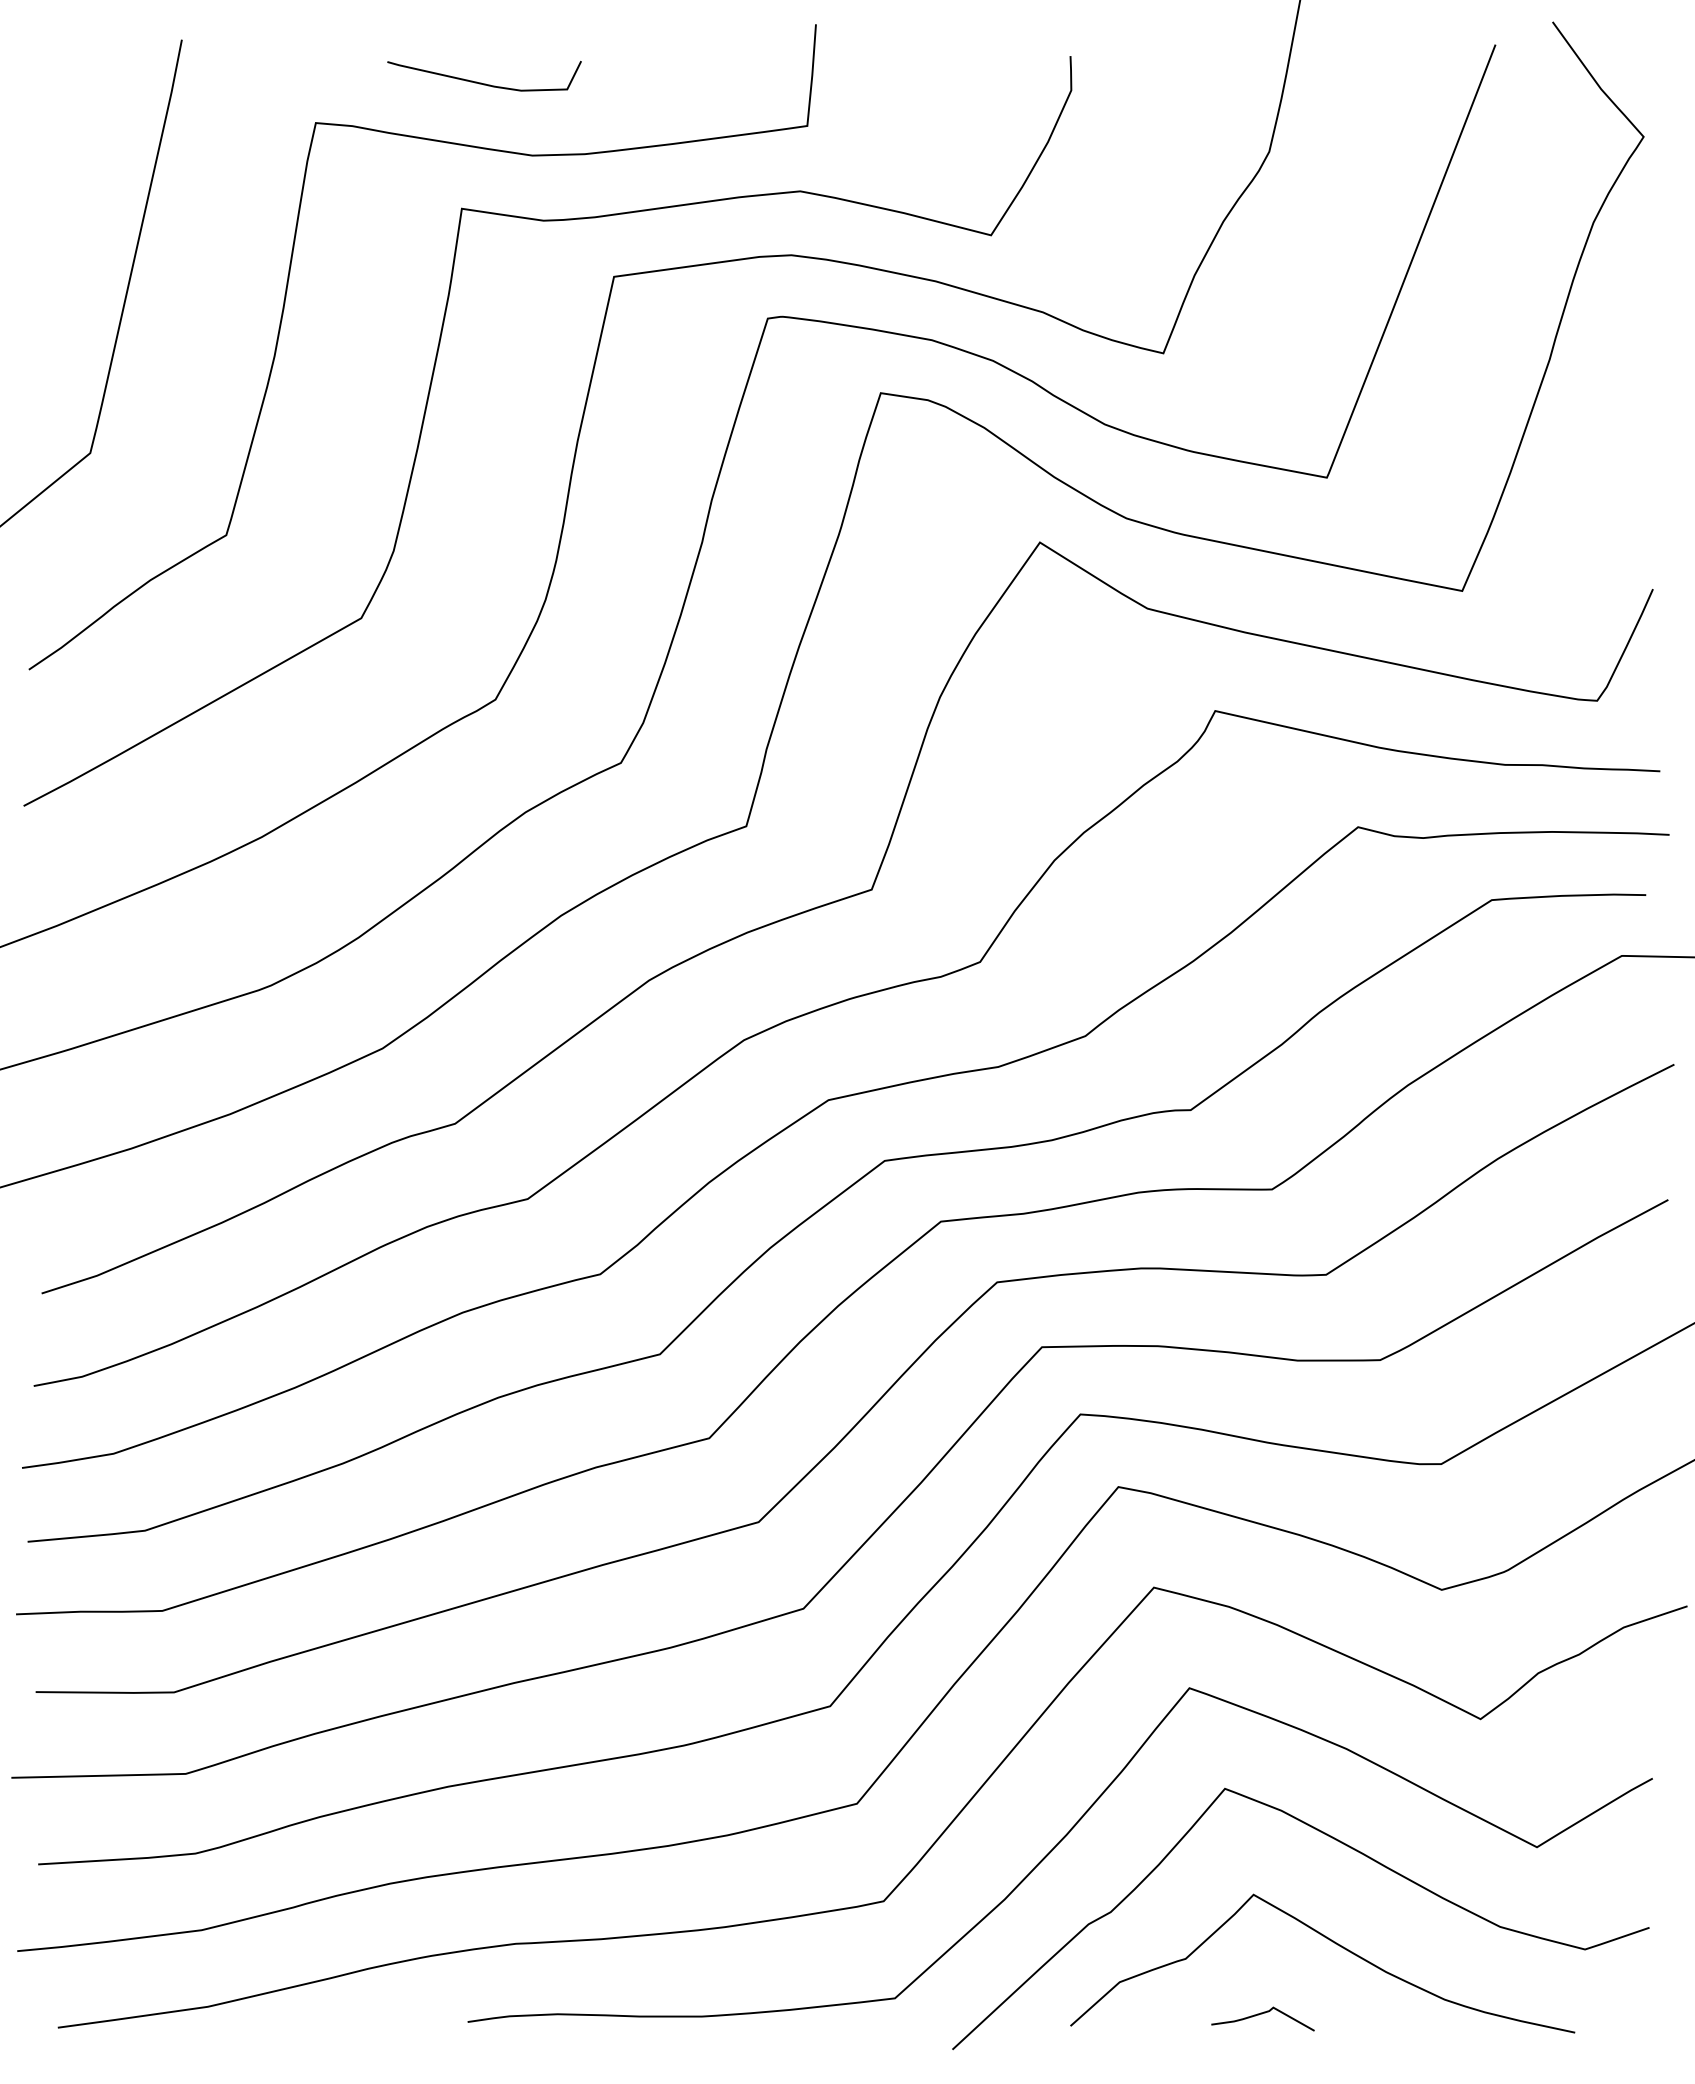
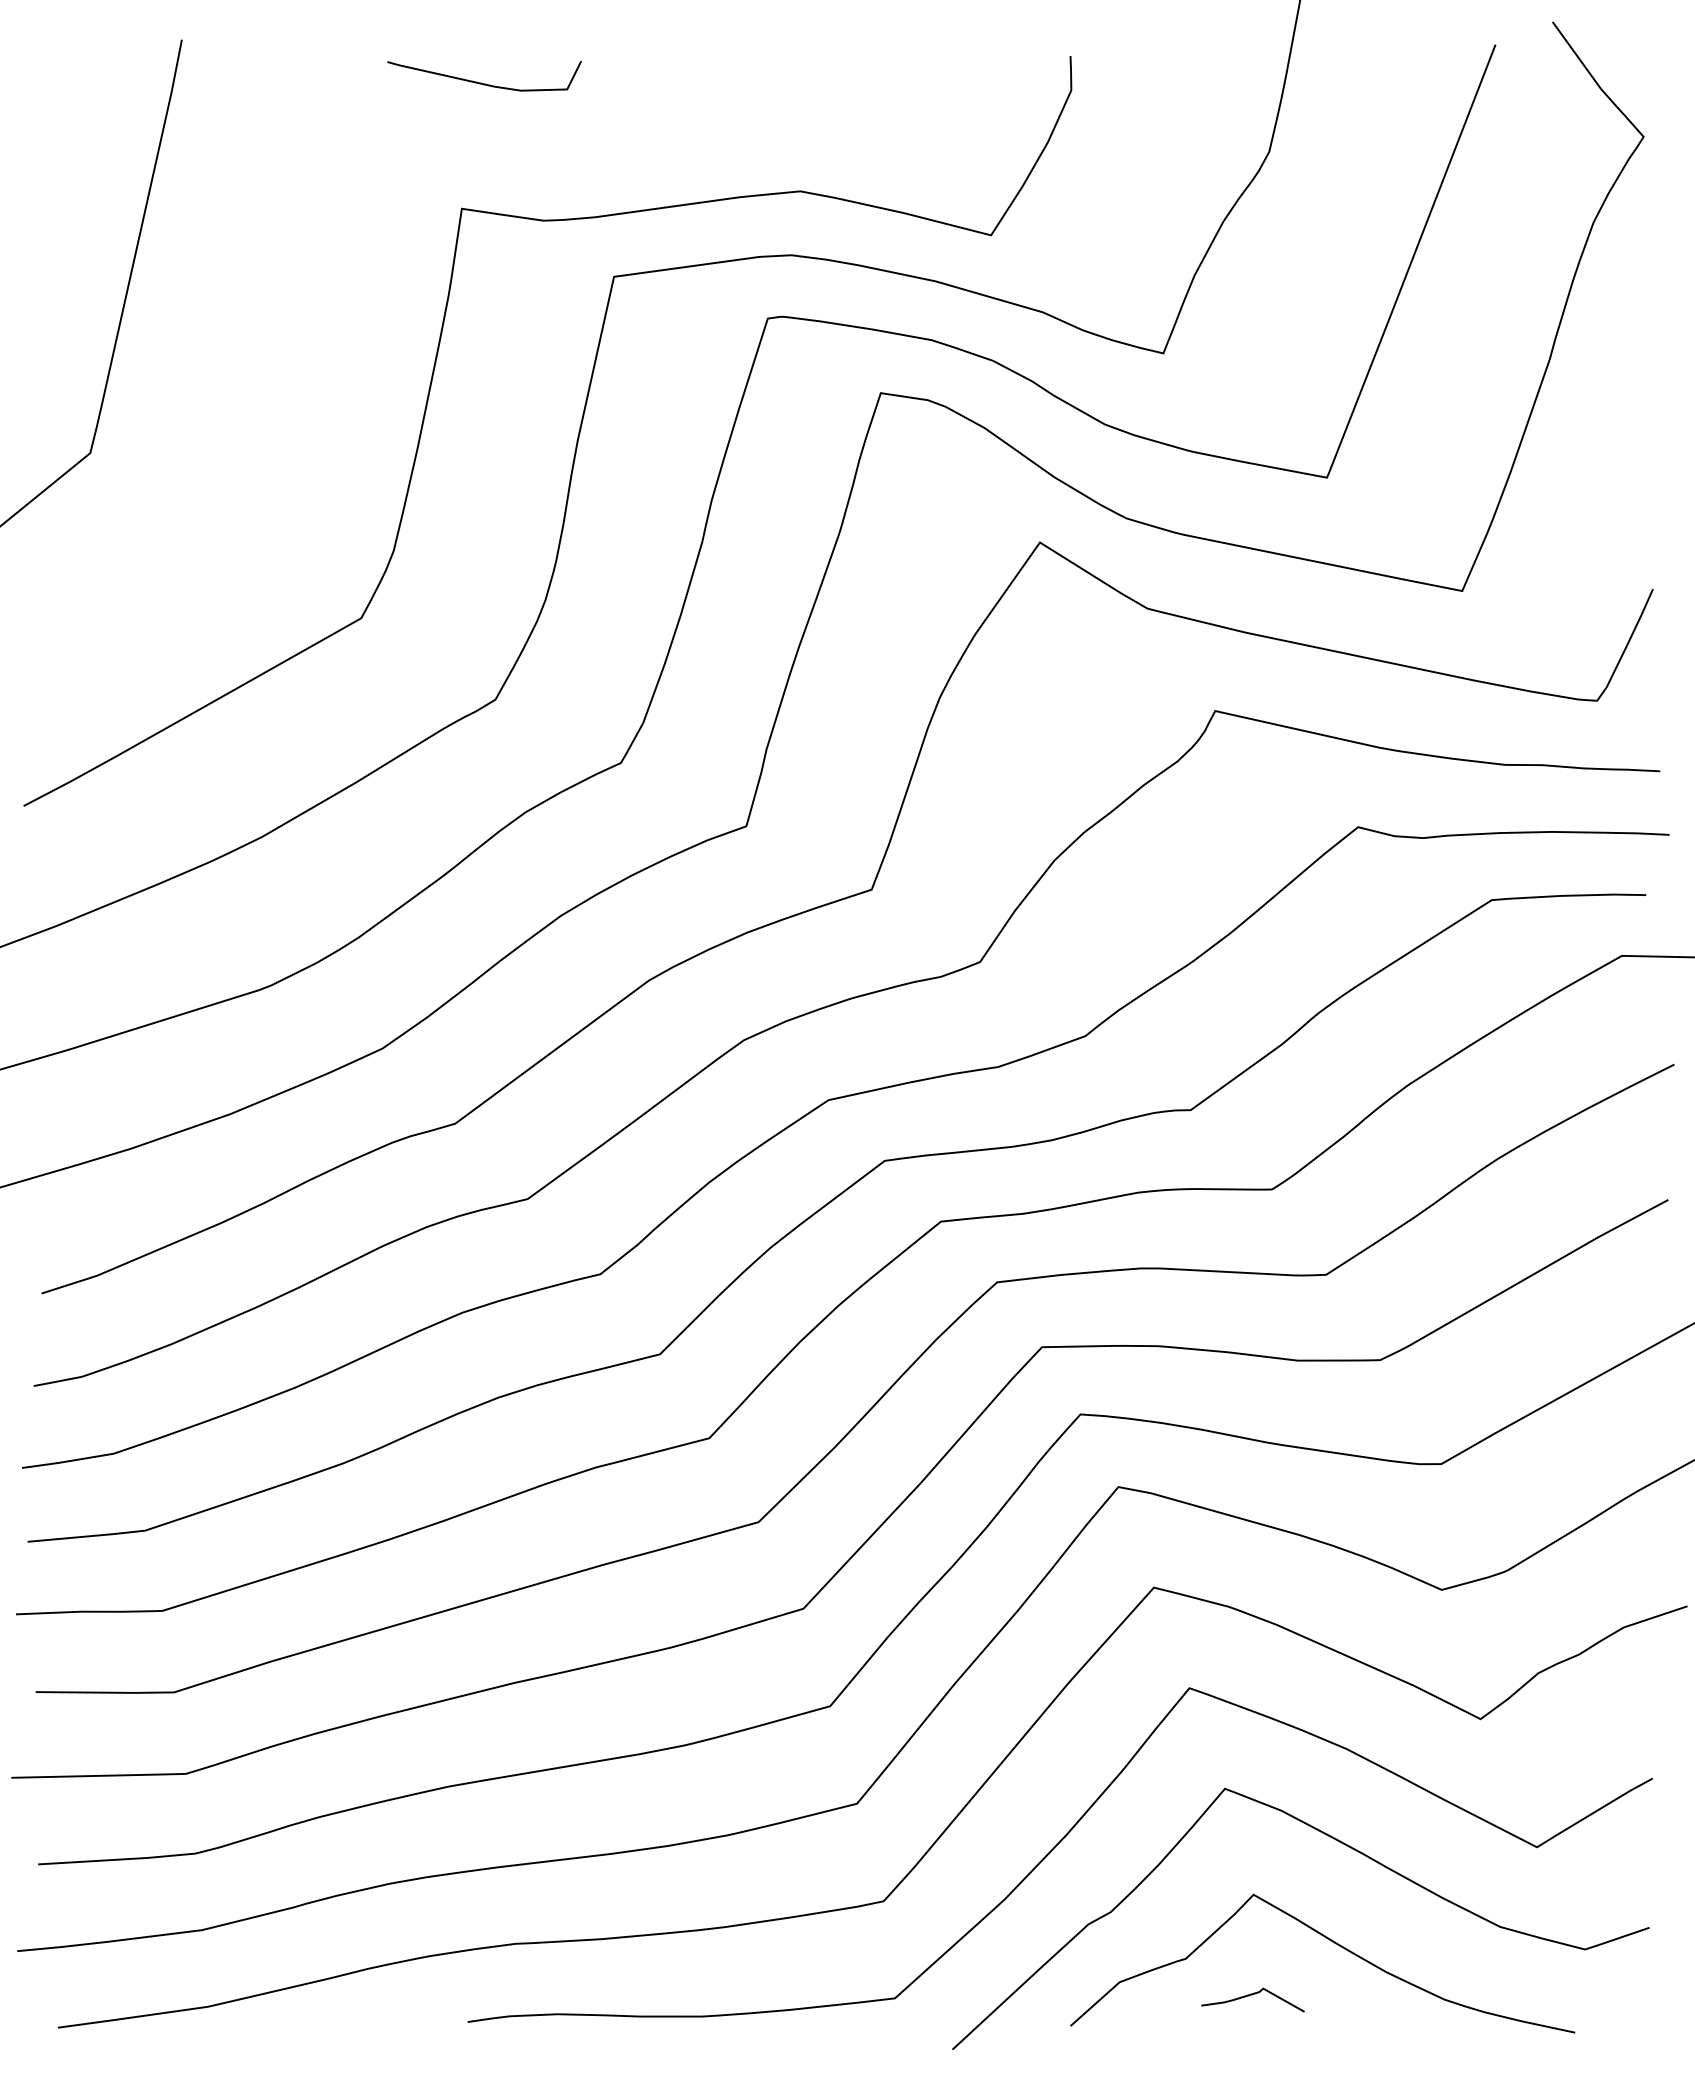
curve: present -> none (282, 320)
curve position: (1262, 2014) -> (1252, 1995) (1252, 1995)
